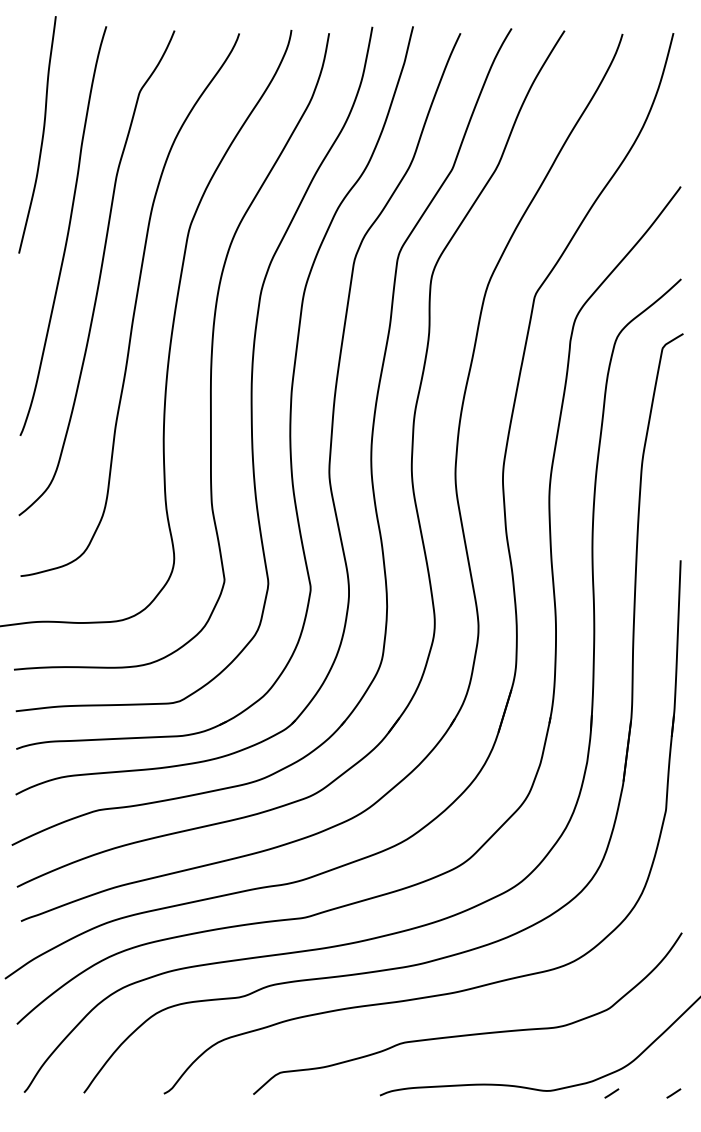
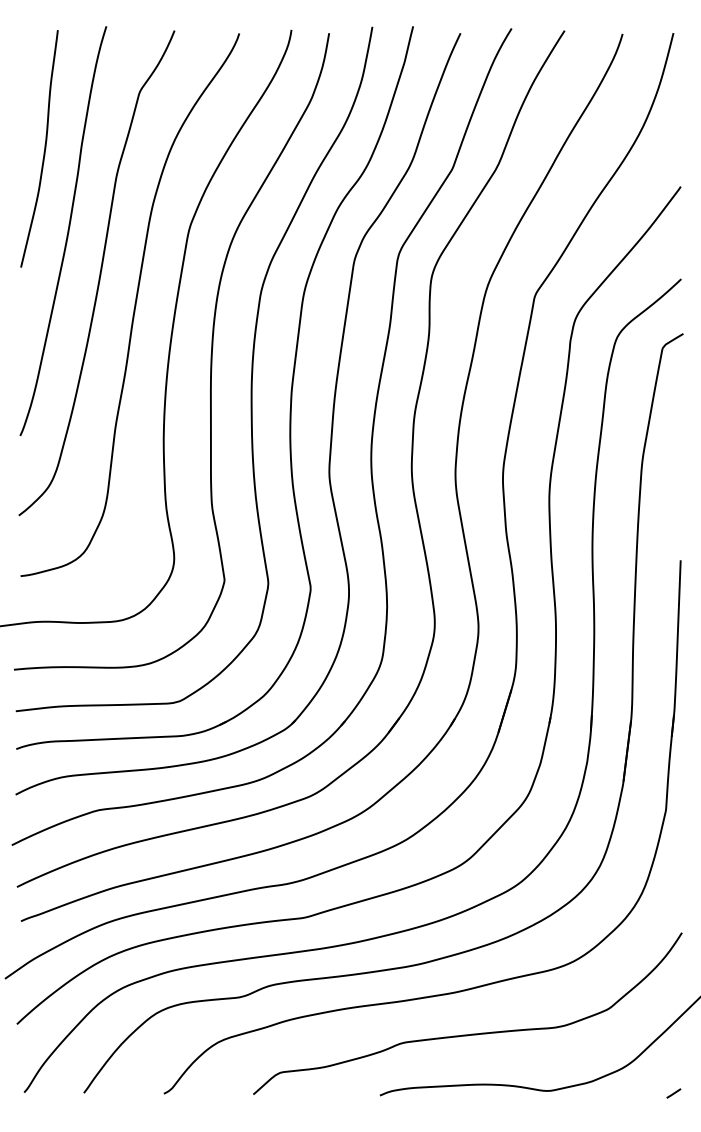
curve position: (42, 134) -> (44, 148) (44, 148)
line: present -> none (611, 1093)
